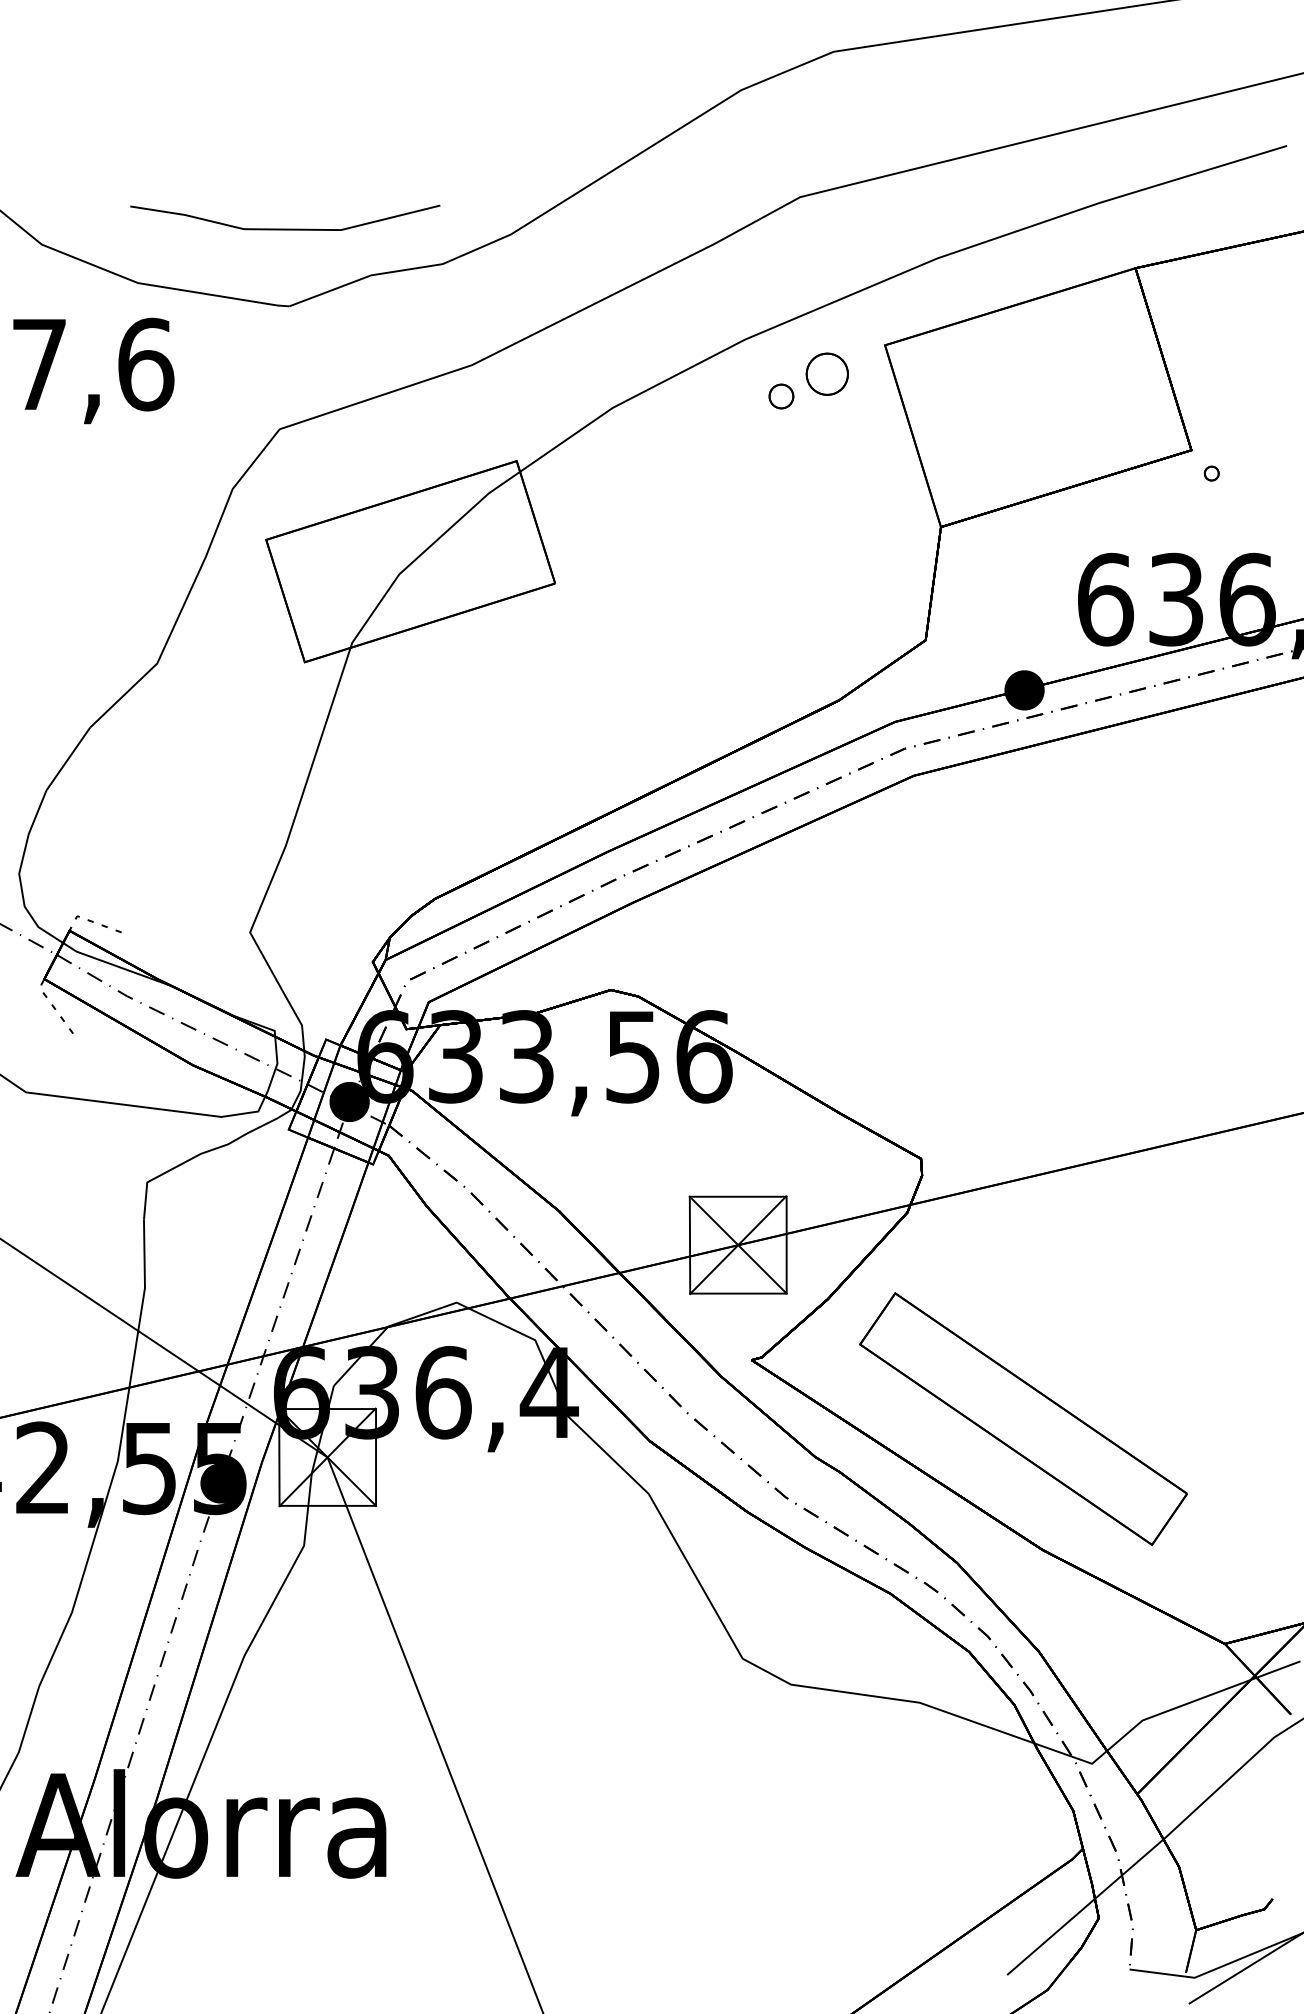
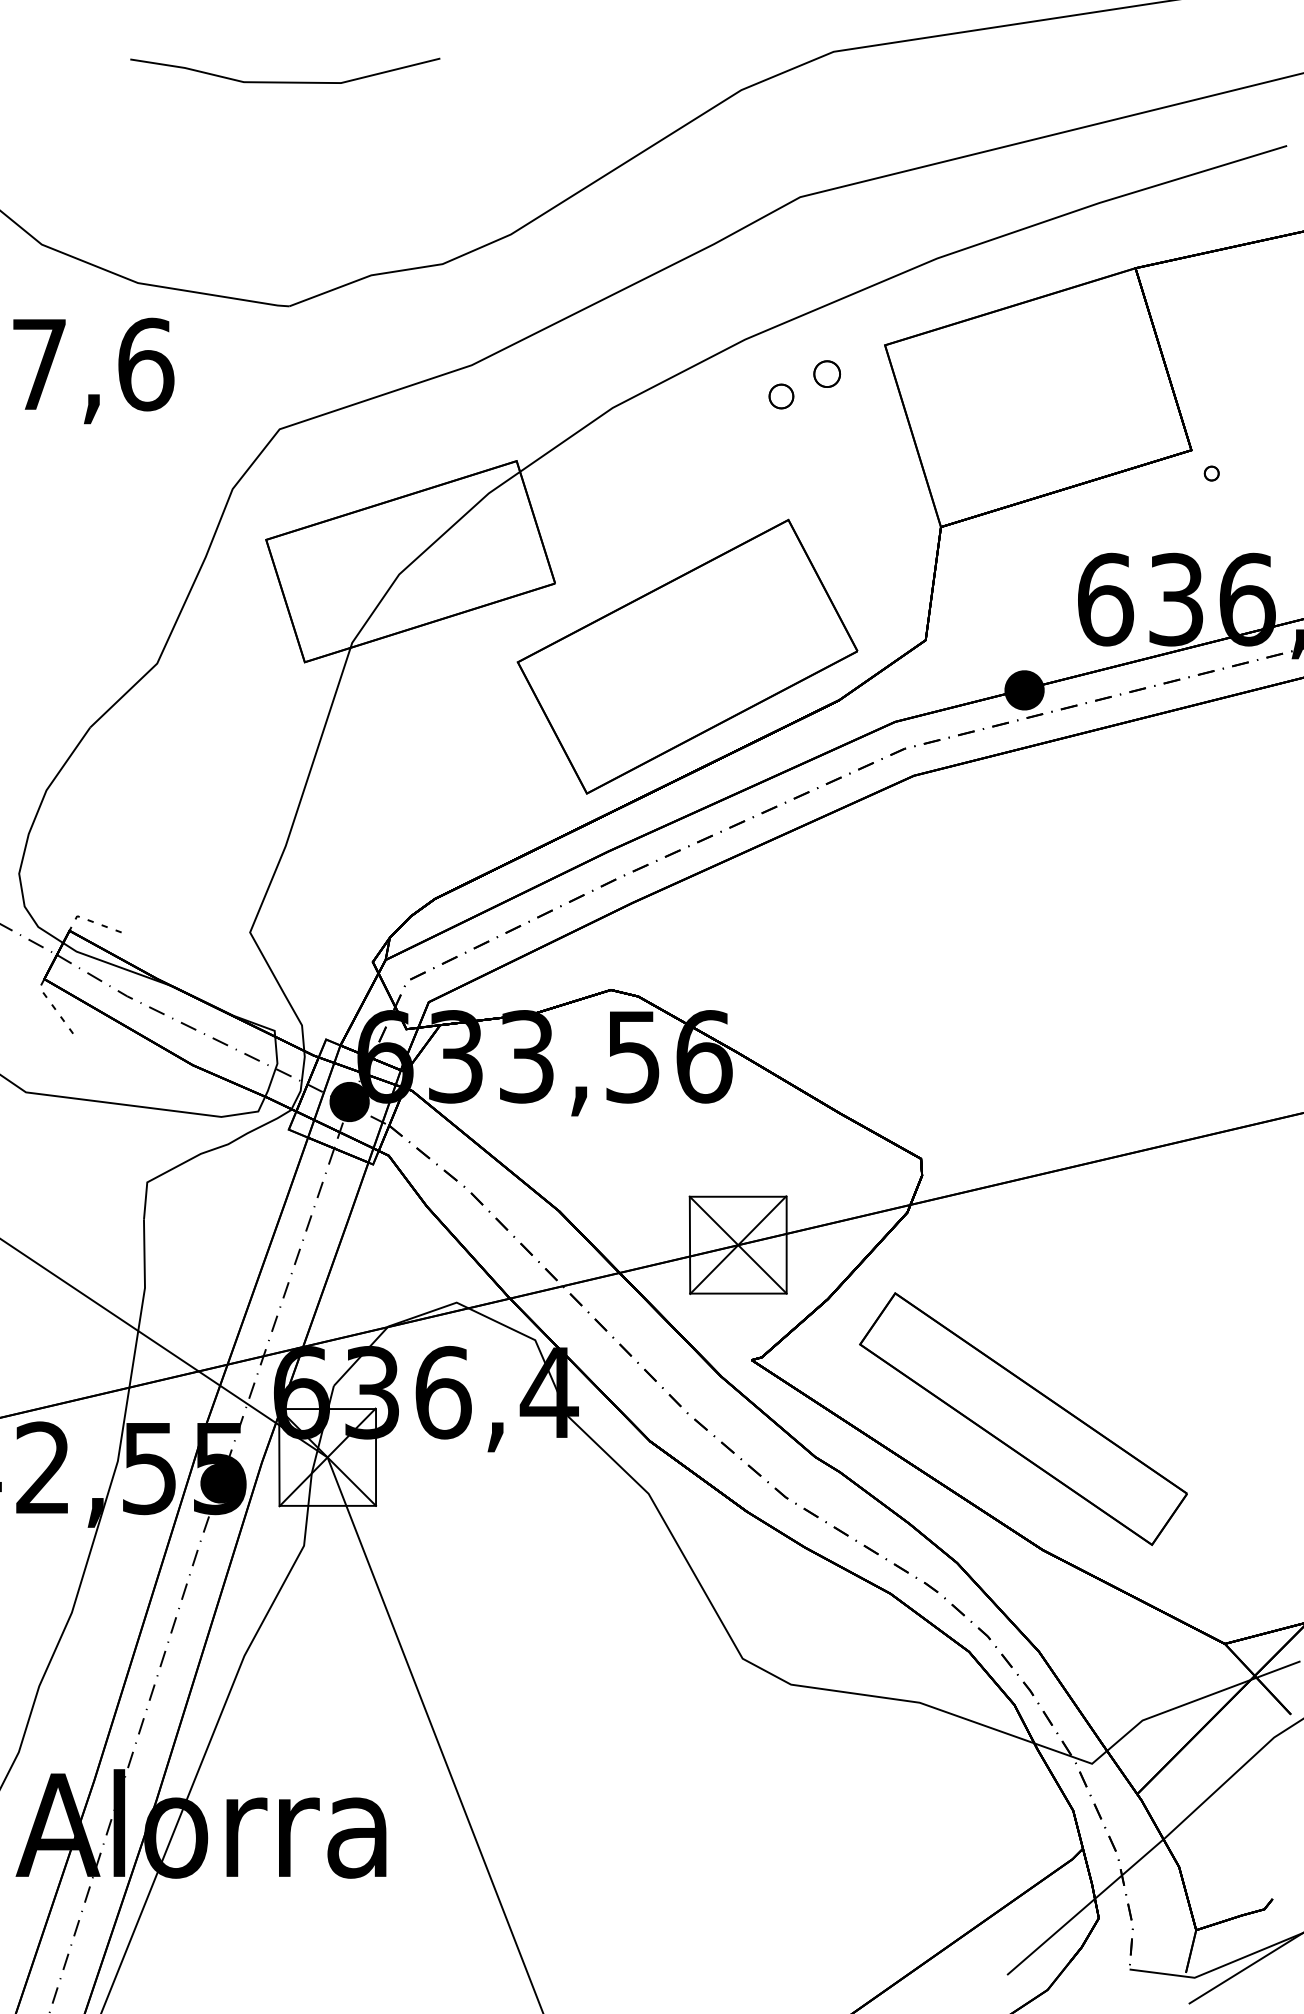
line position: (285, 228) -> (285, 81) (285, 81)
part size: 44x44 px -> 28x28 px (826, 373)
part: none -> present (687, 656)
